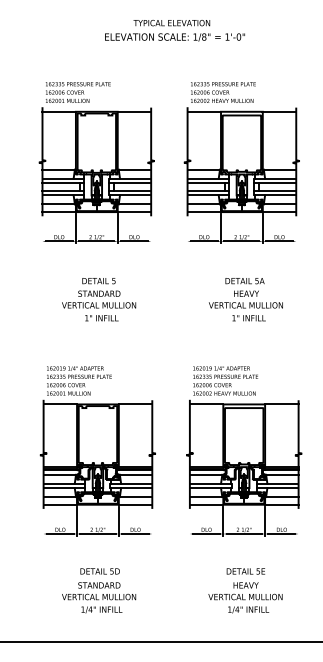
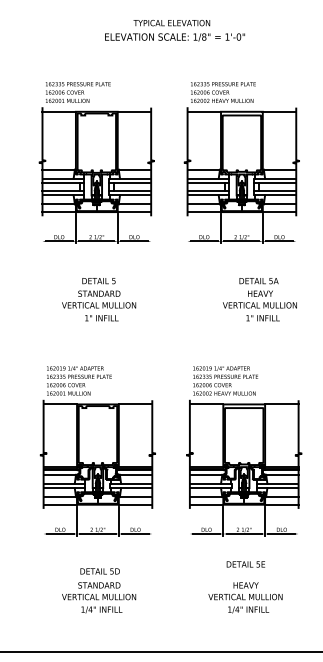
text position: (245, 299) -> (259, 299) (259, 299)
text position: (245, 571) -> (245, 564) (245, 564)
line position: (160, 642) -> (160, 652) (160, 652)
